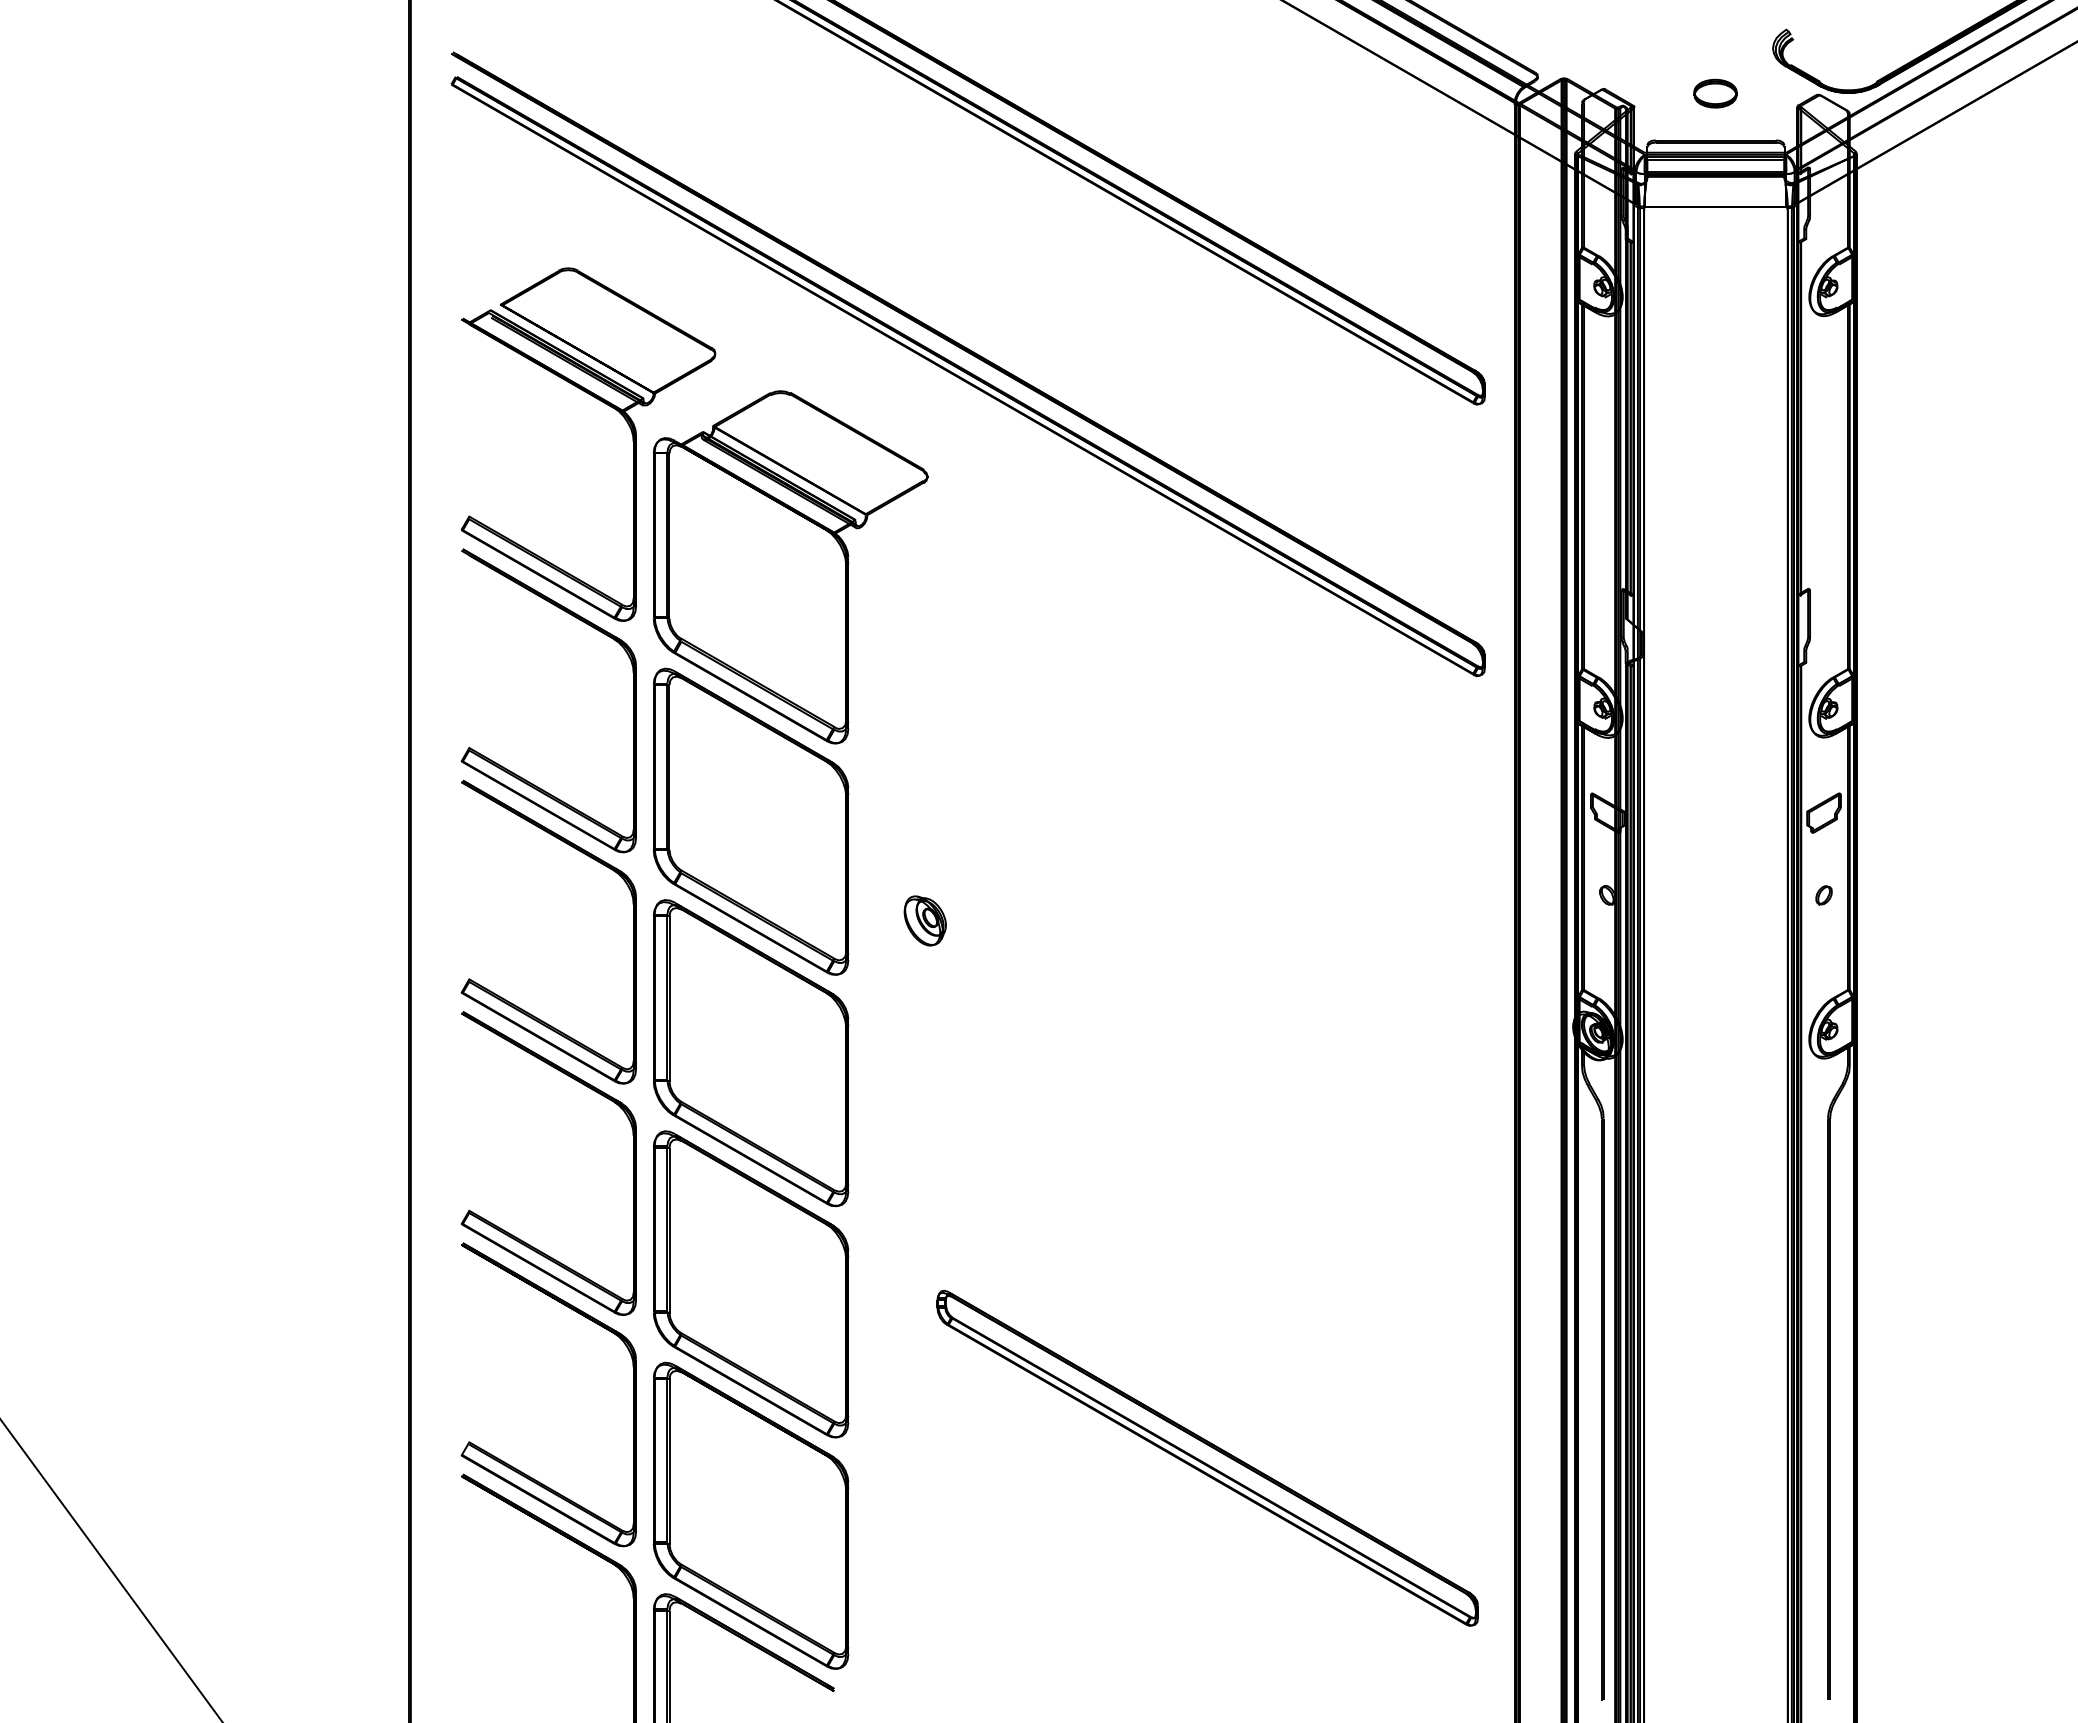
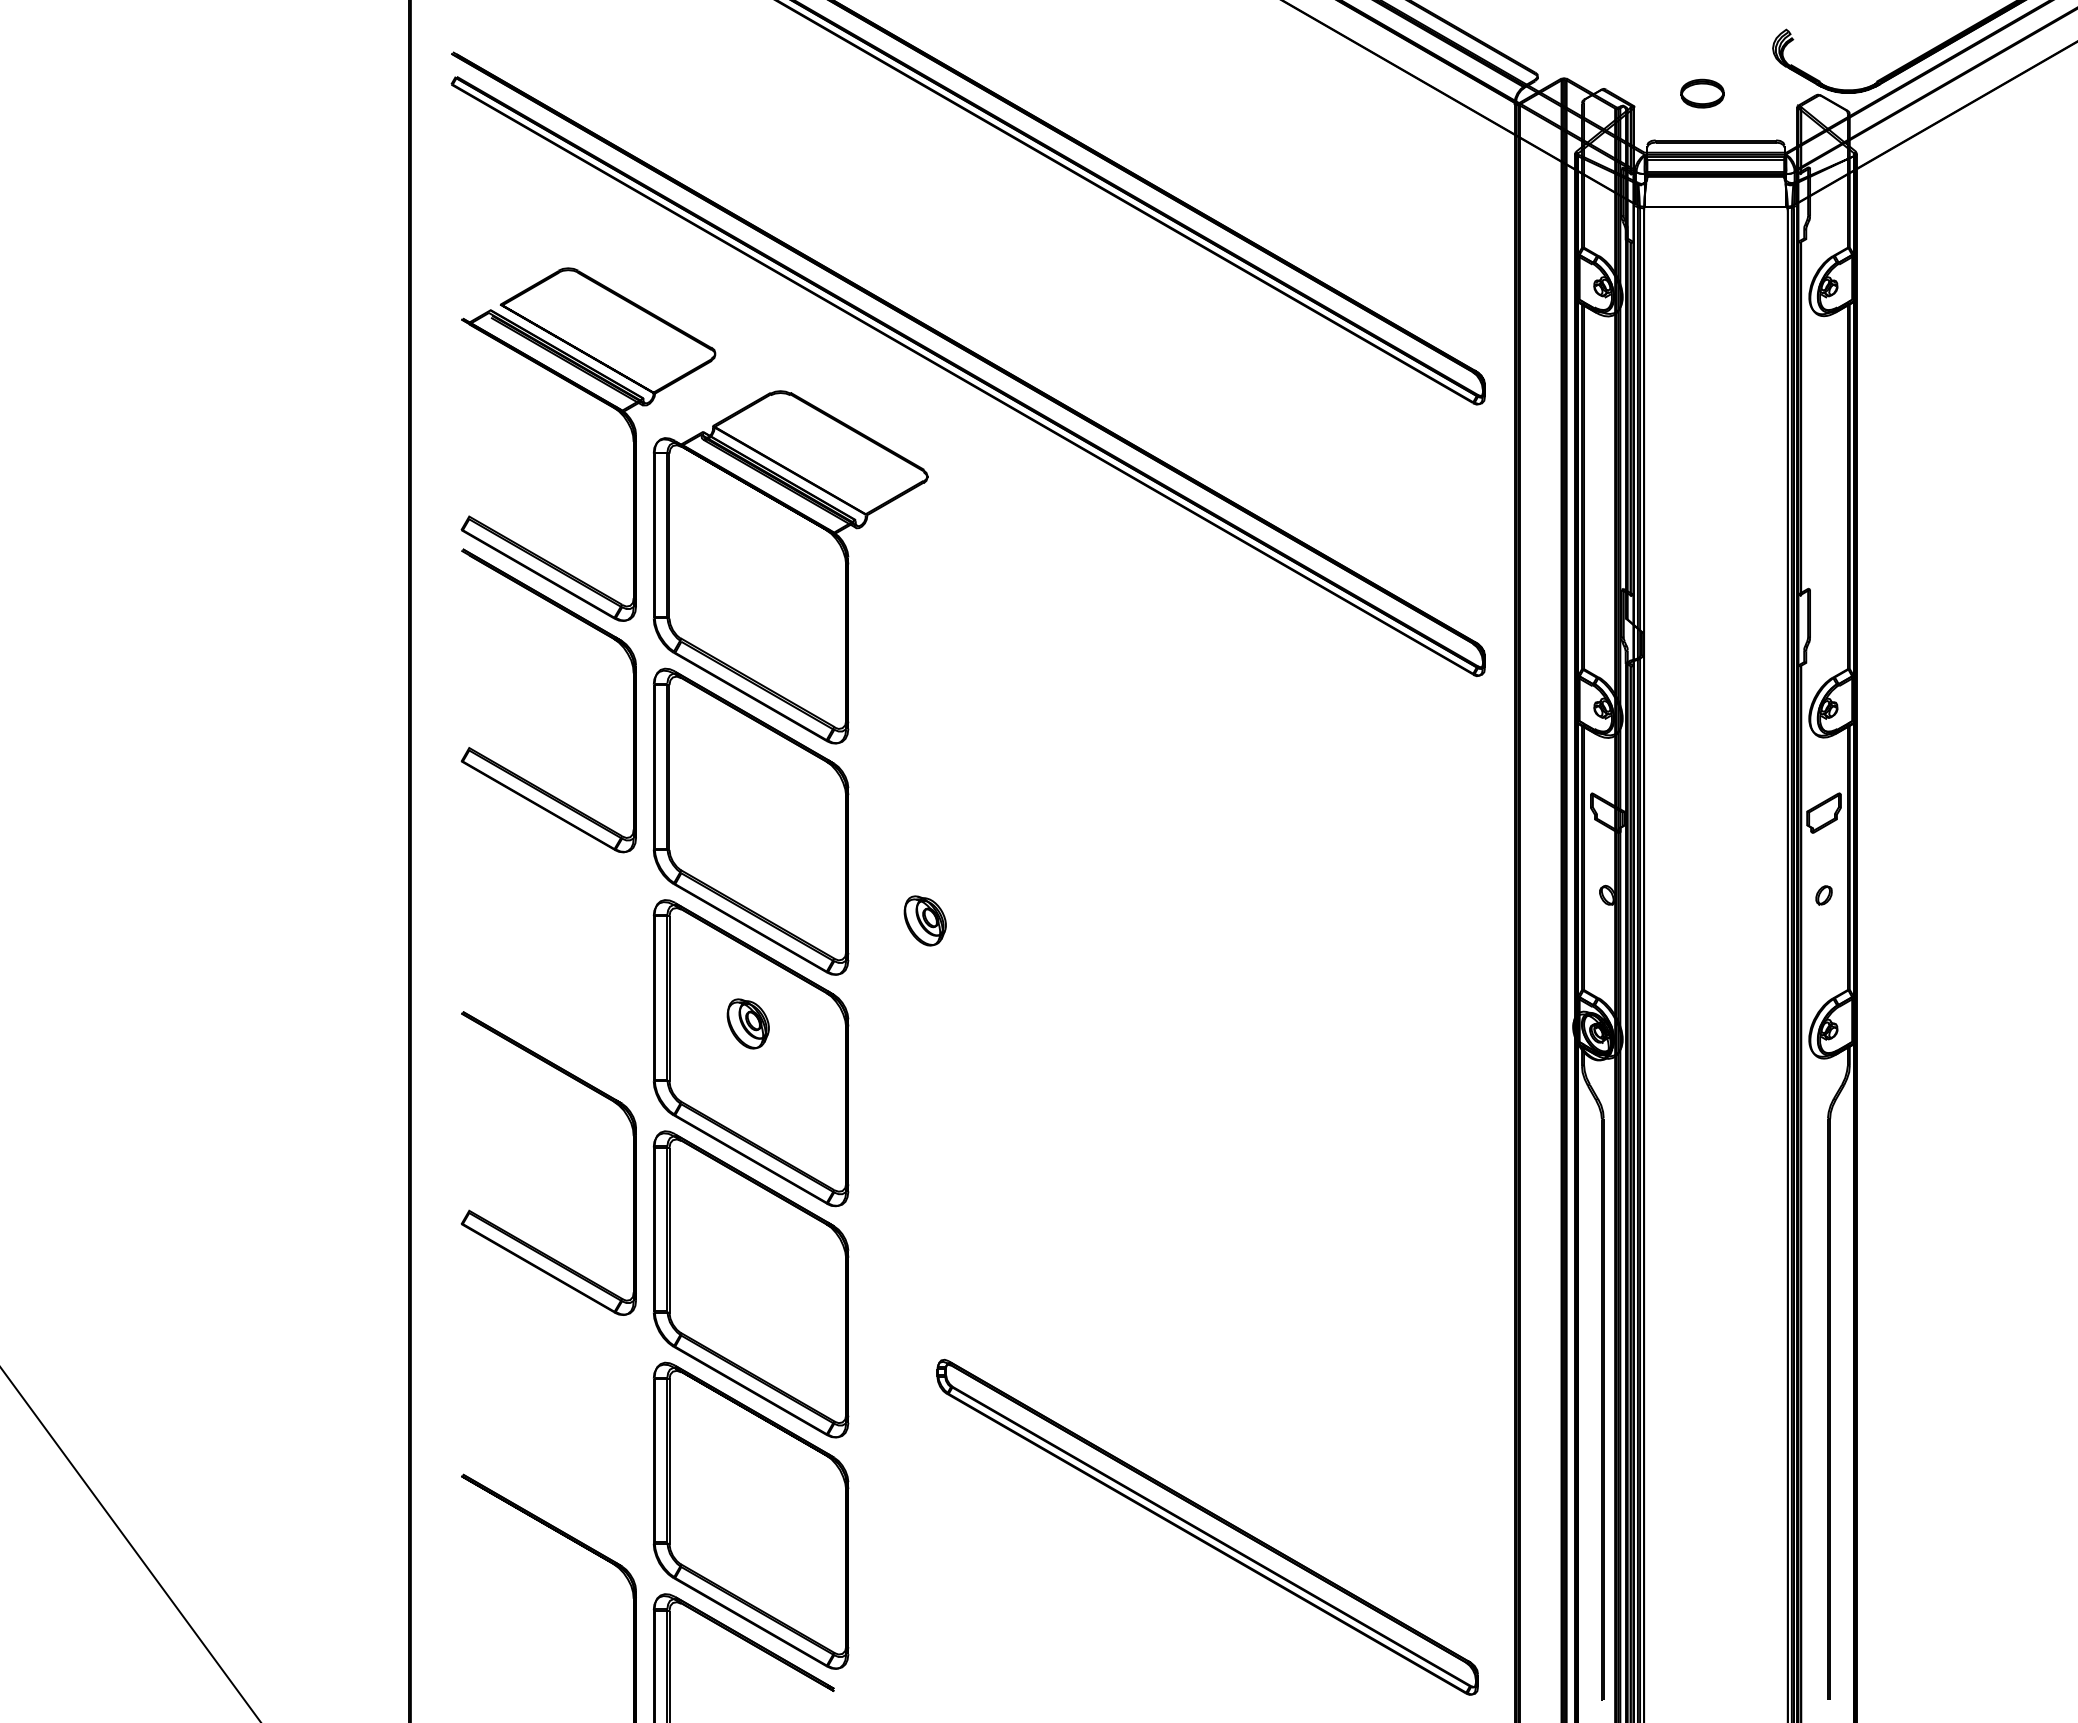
part position: (1715, 93) -> (1702, 93) (1702, 93)
part: present -> none (508, 1000)
part: none -> present (747, 1023)
part position: (1207, 1457) -> (1207, 1526) (1207, 1526)
part: present -> none (508, 1463)
line position: (111, 1570) -> (130, 1544) (130, 1544)
